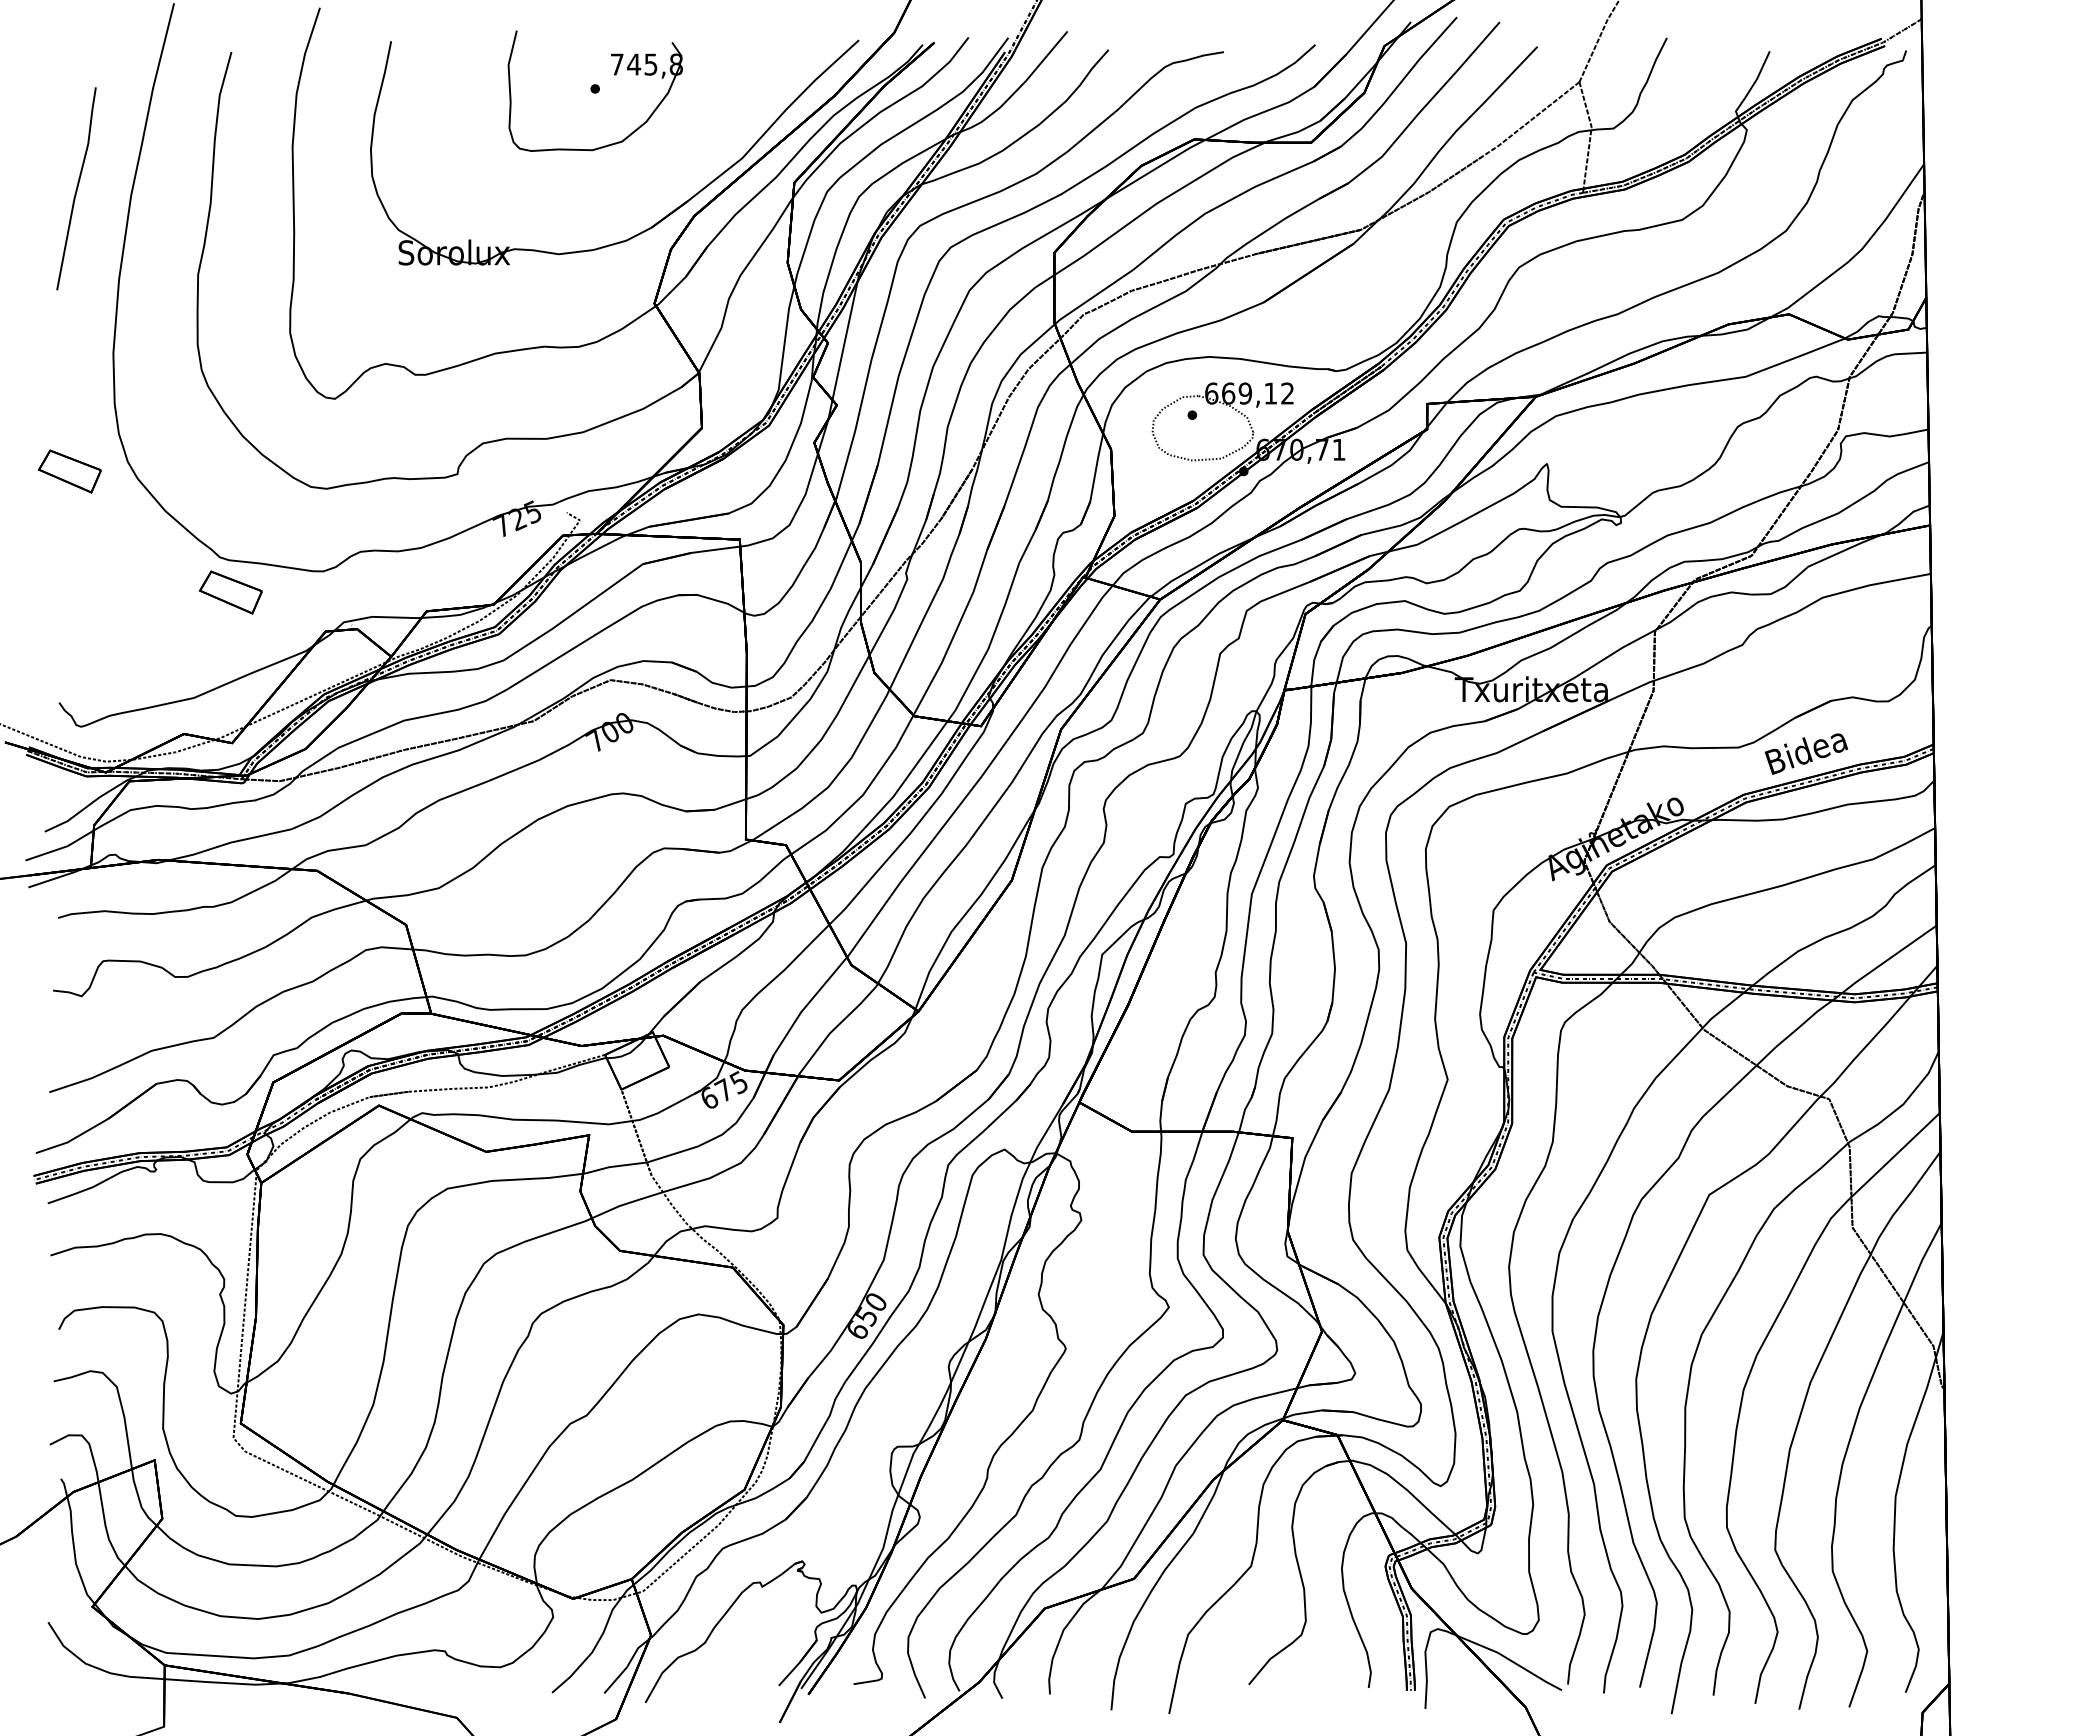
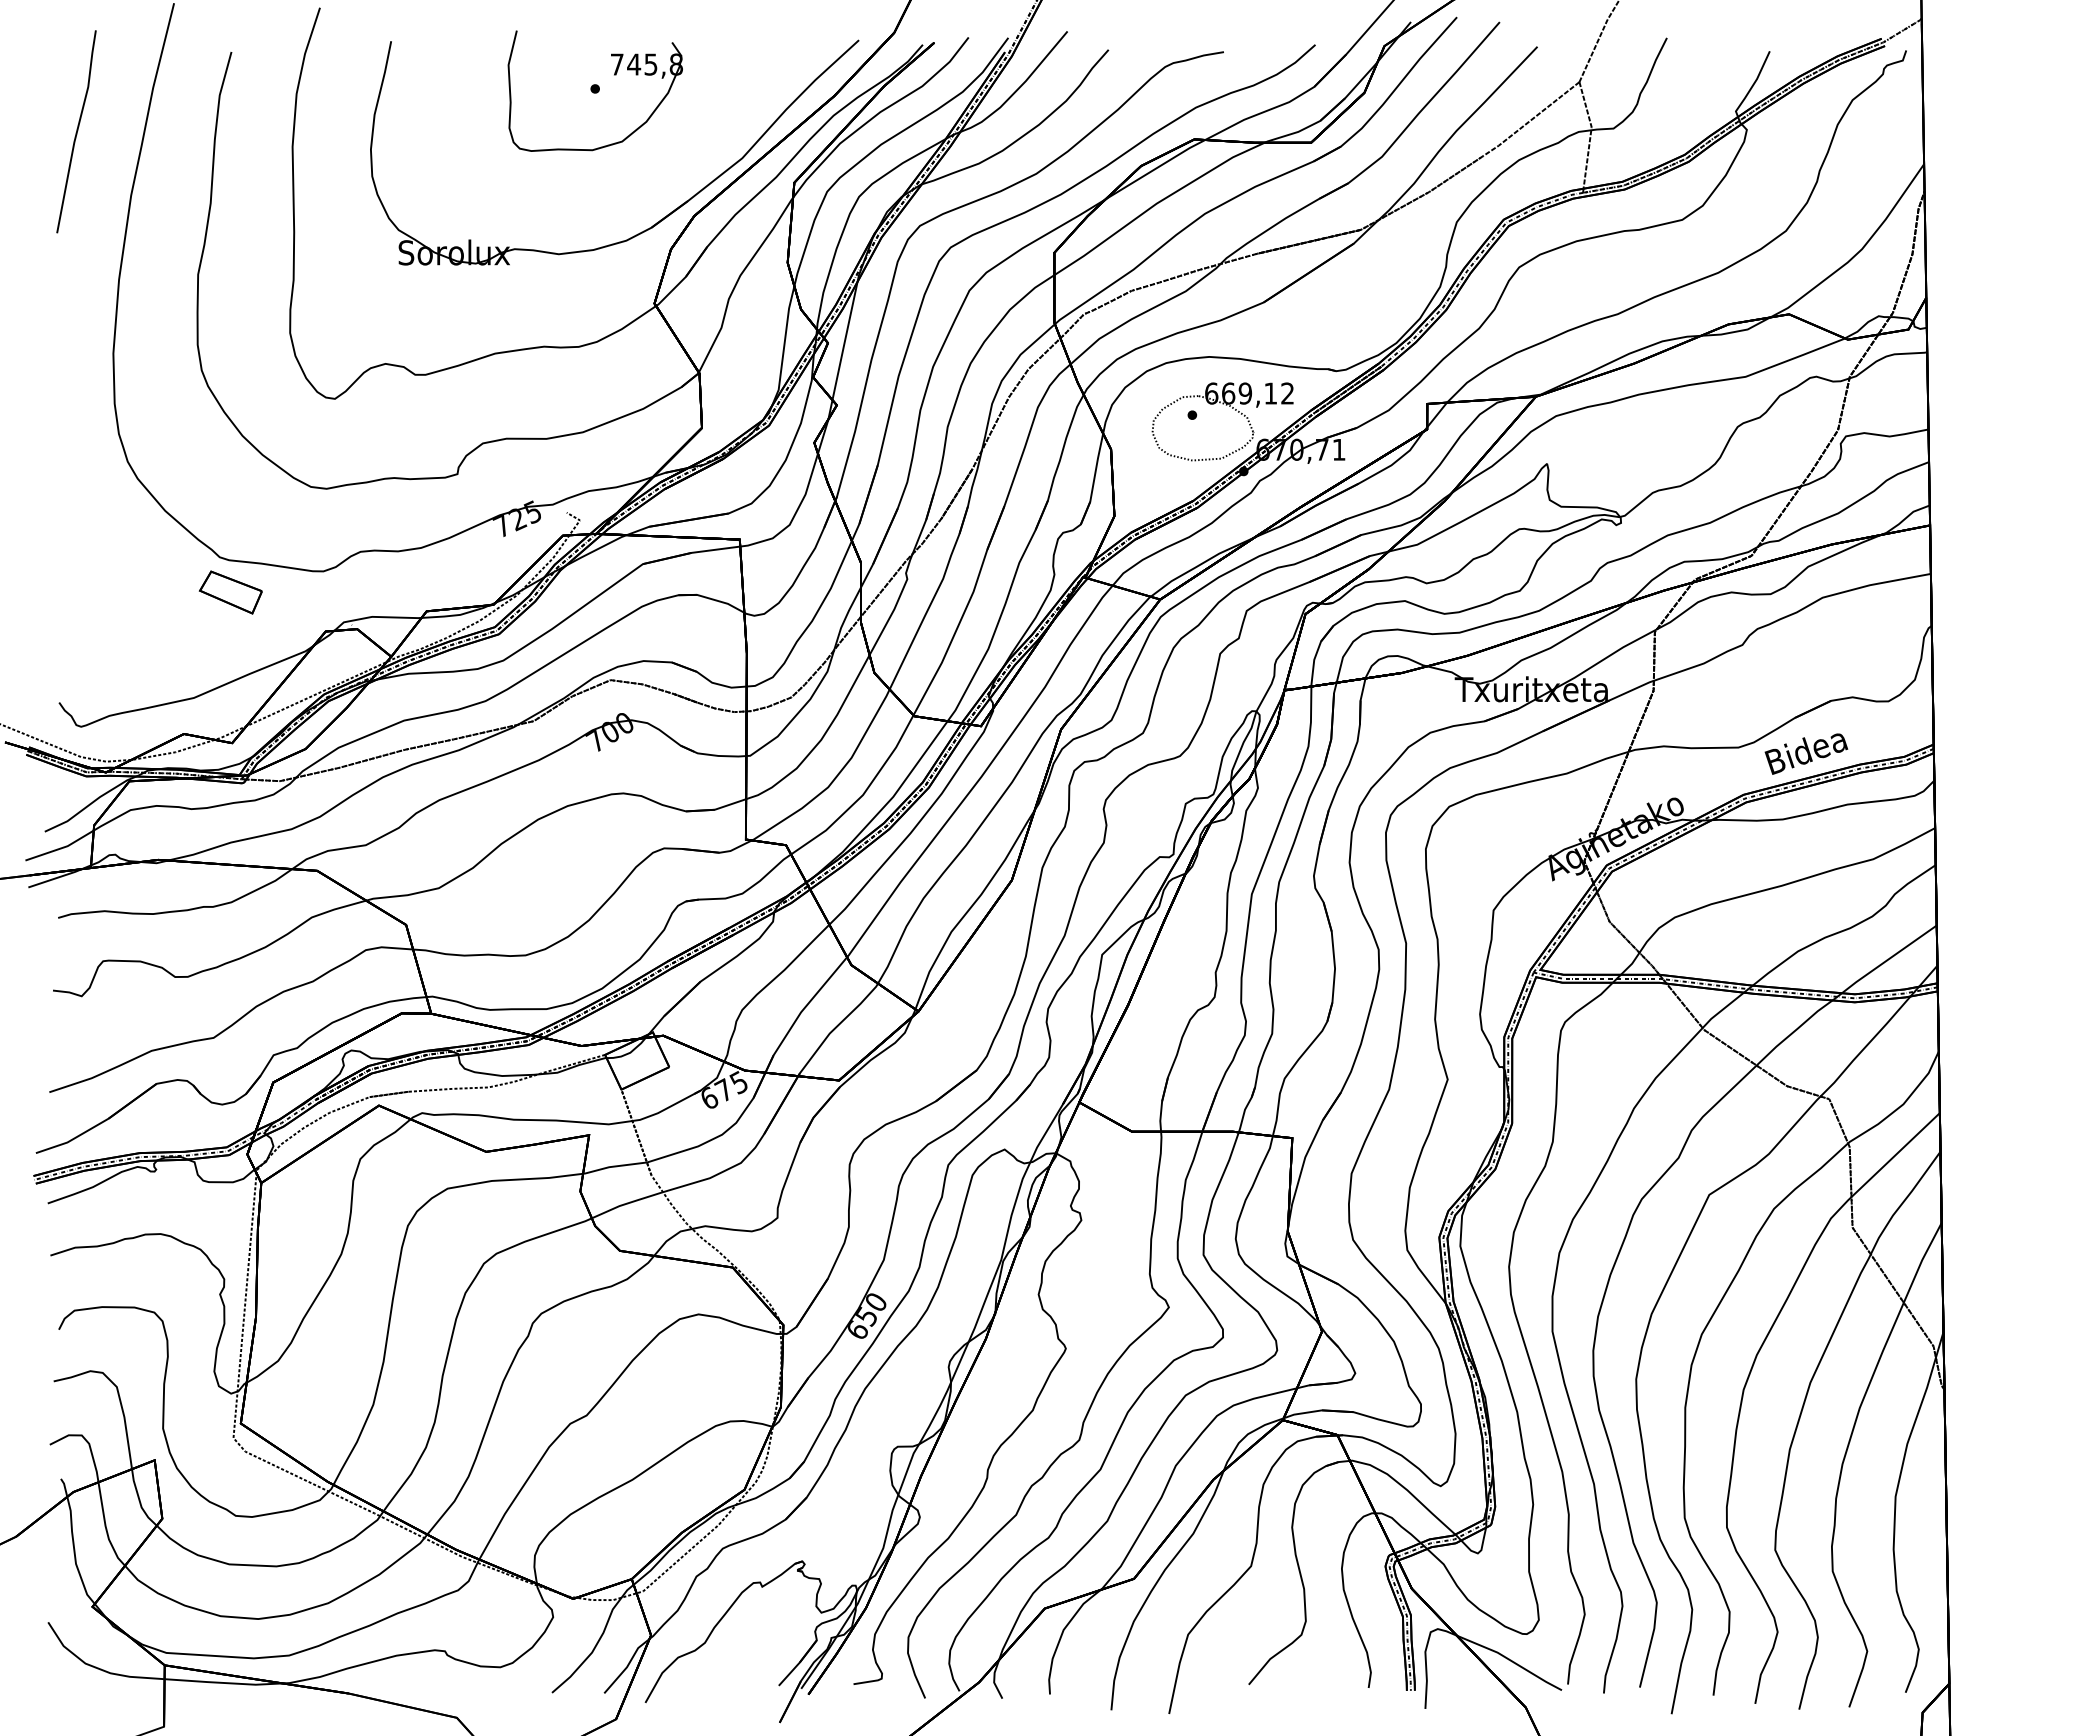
line position: (76, 188) -> (76, 131) (76, 131)
part: present -> none (69, 471)
